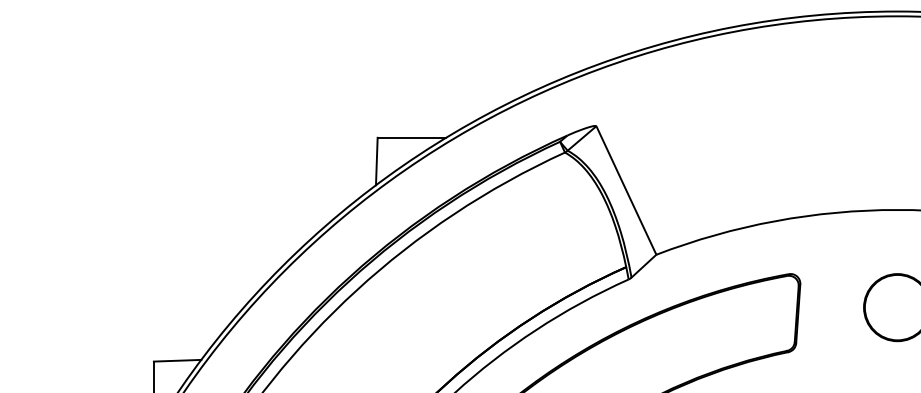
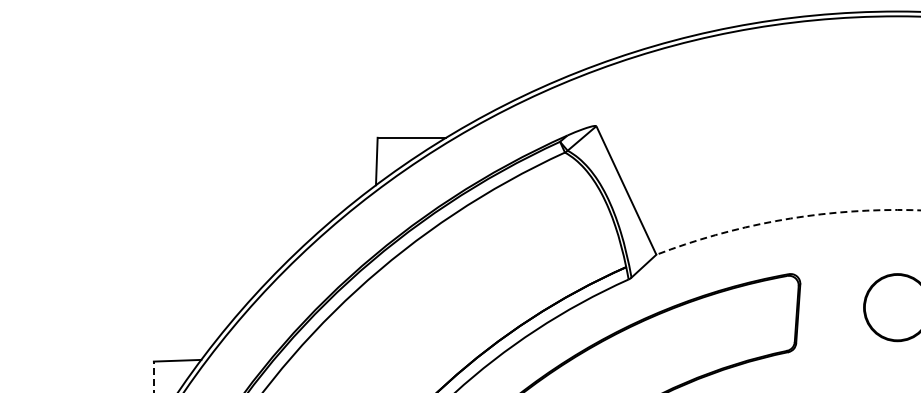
arc: solid -> dashed (785, 219)
line: solid -> dashed (153, 376)
